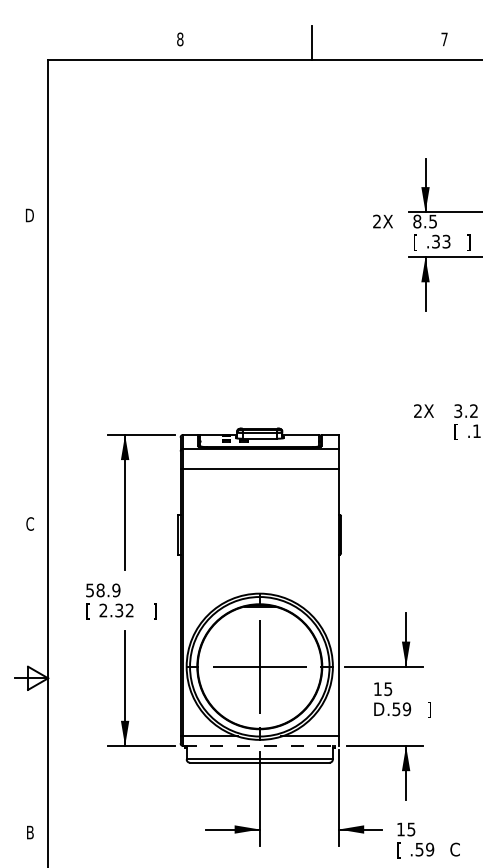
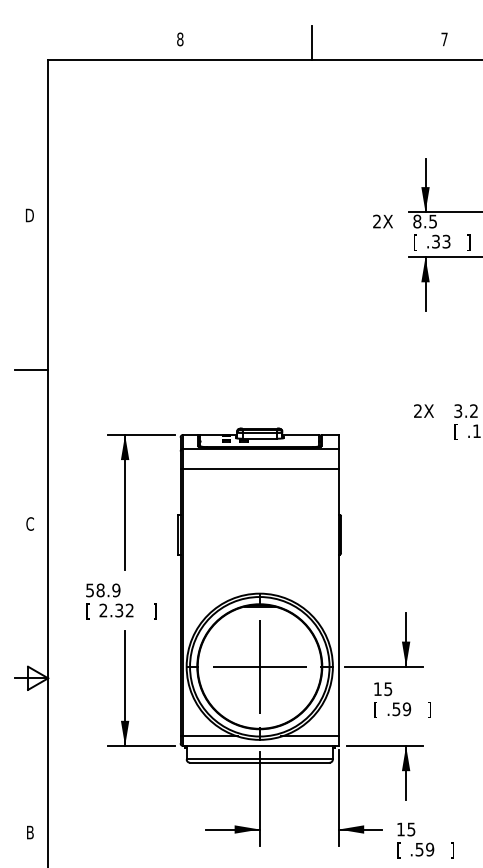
line: none -> present (31, 369)
text: D -> [ (379, 709)
line: dashed -> solid (261, 745)
text: C -> ] (454, 850)
